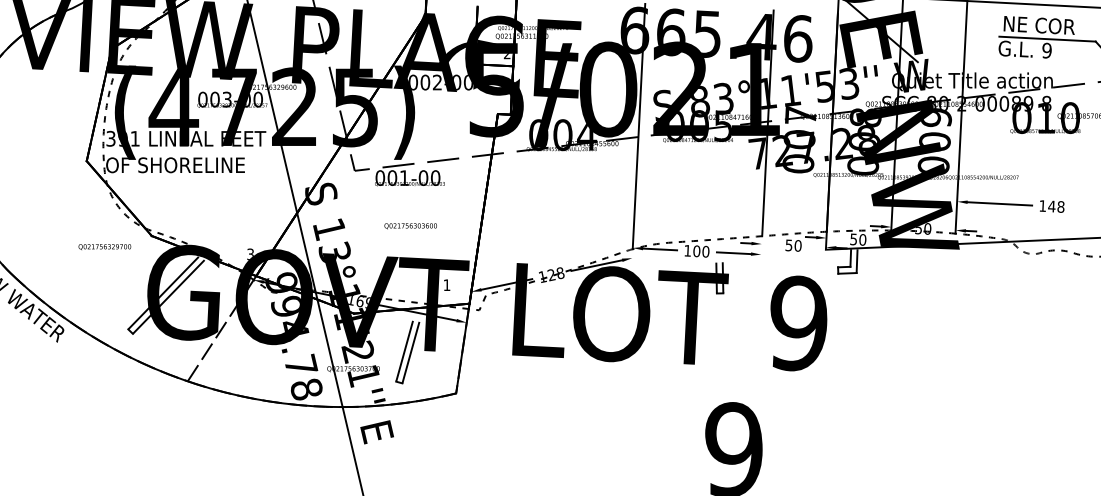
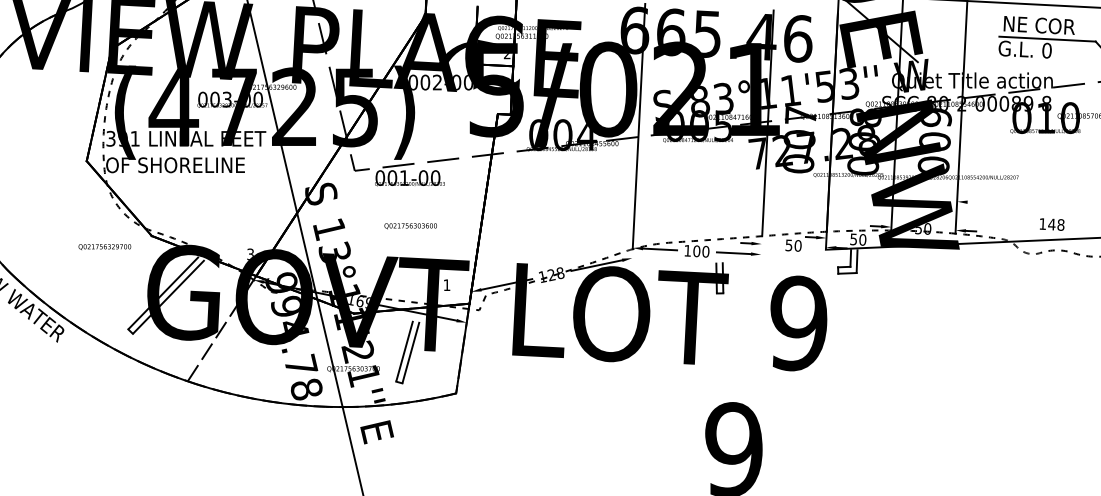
text: 9 -> 0 (1046, 50)
line: present -> none (999, 203)
text position: (1052, 206) -> (1052, 224) (1052, 224)
